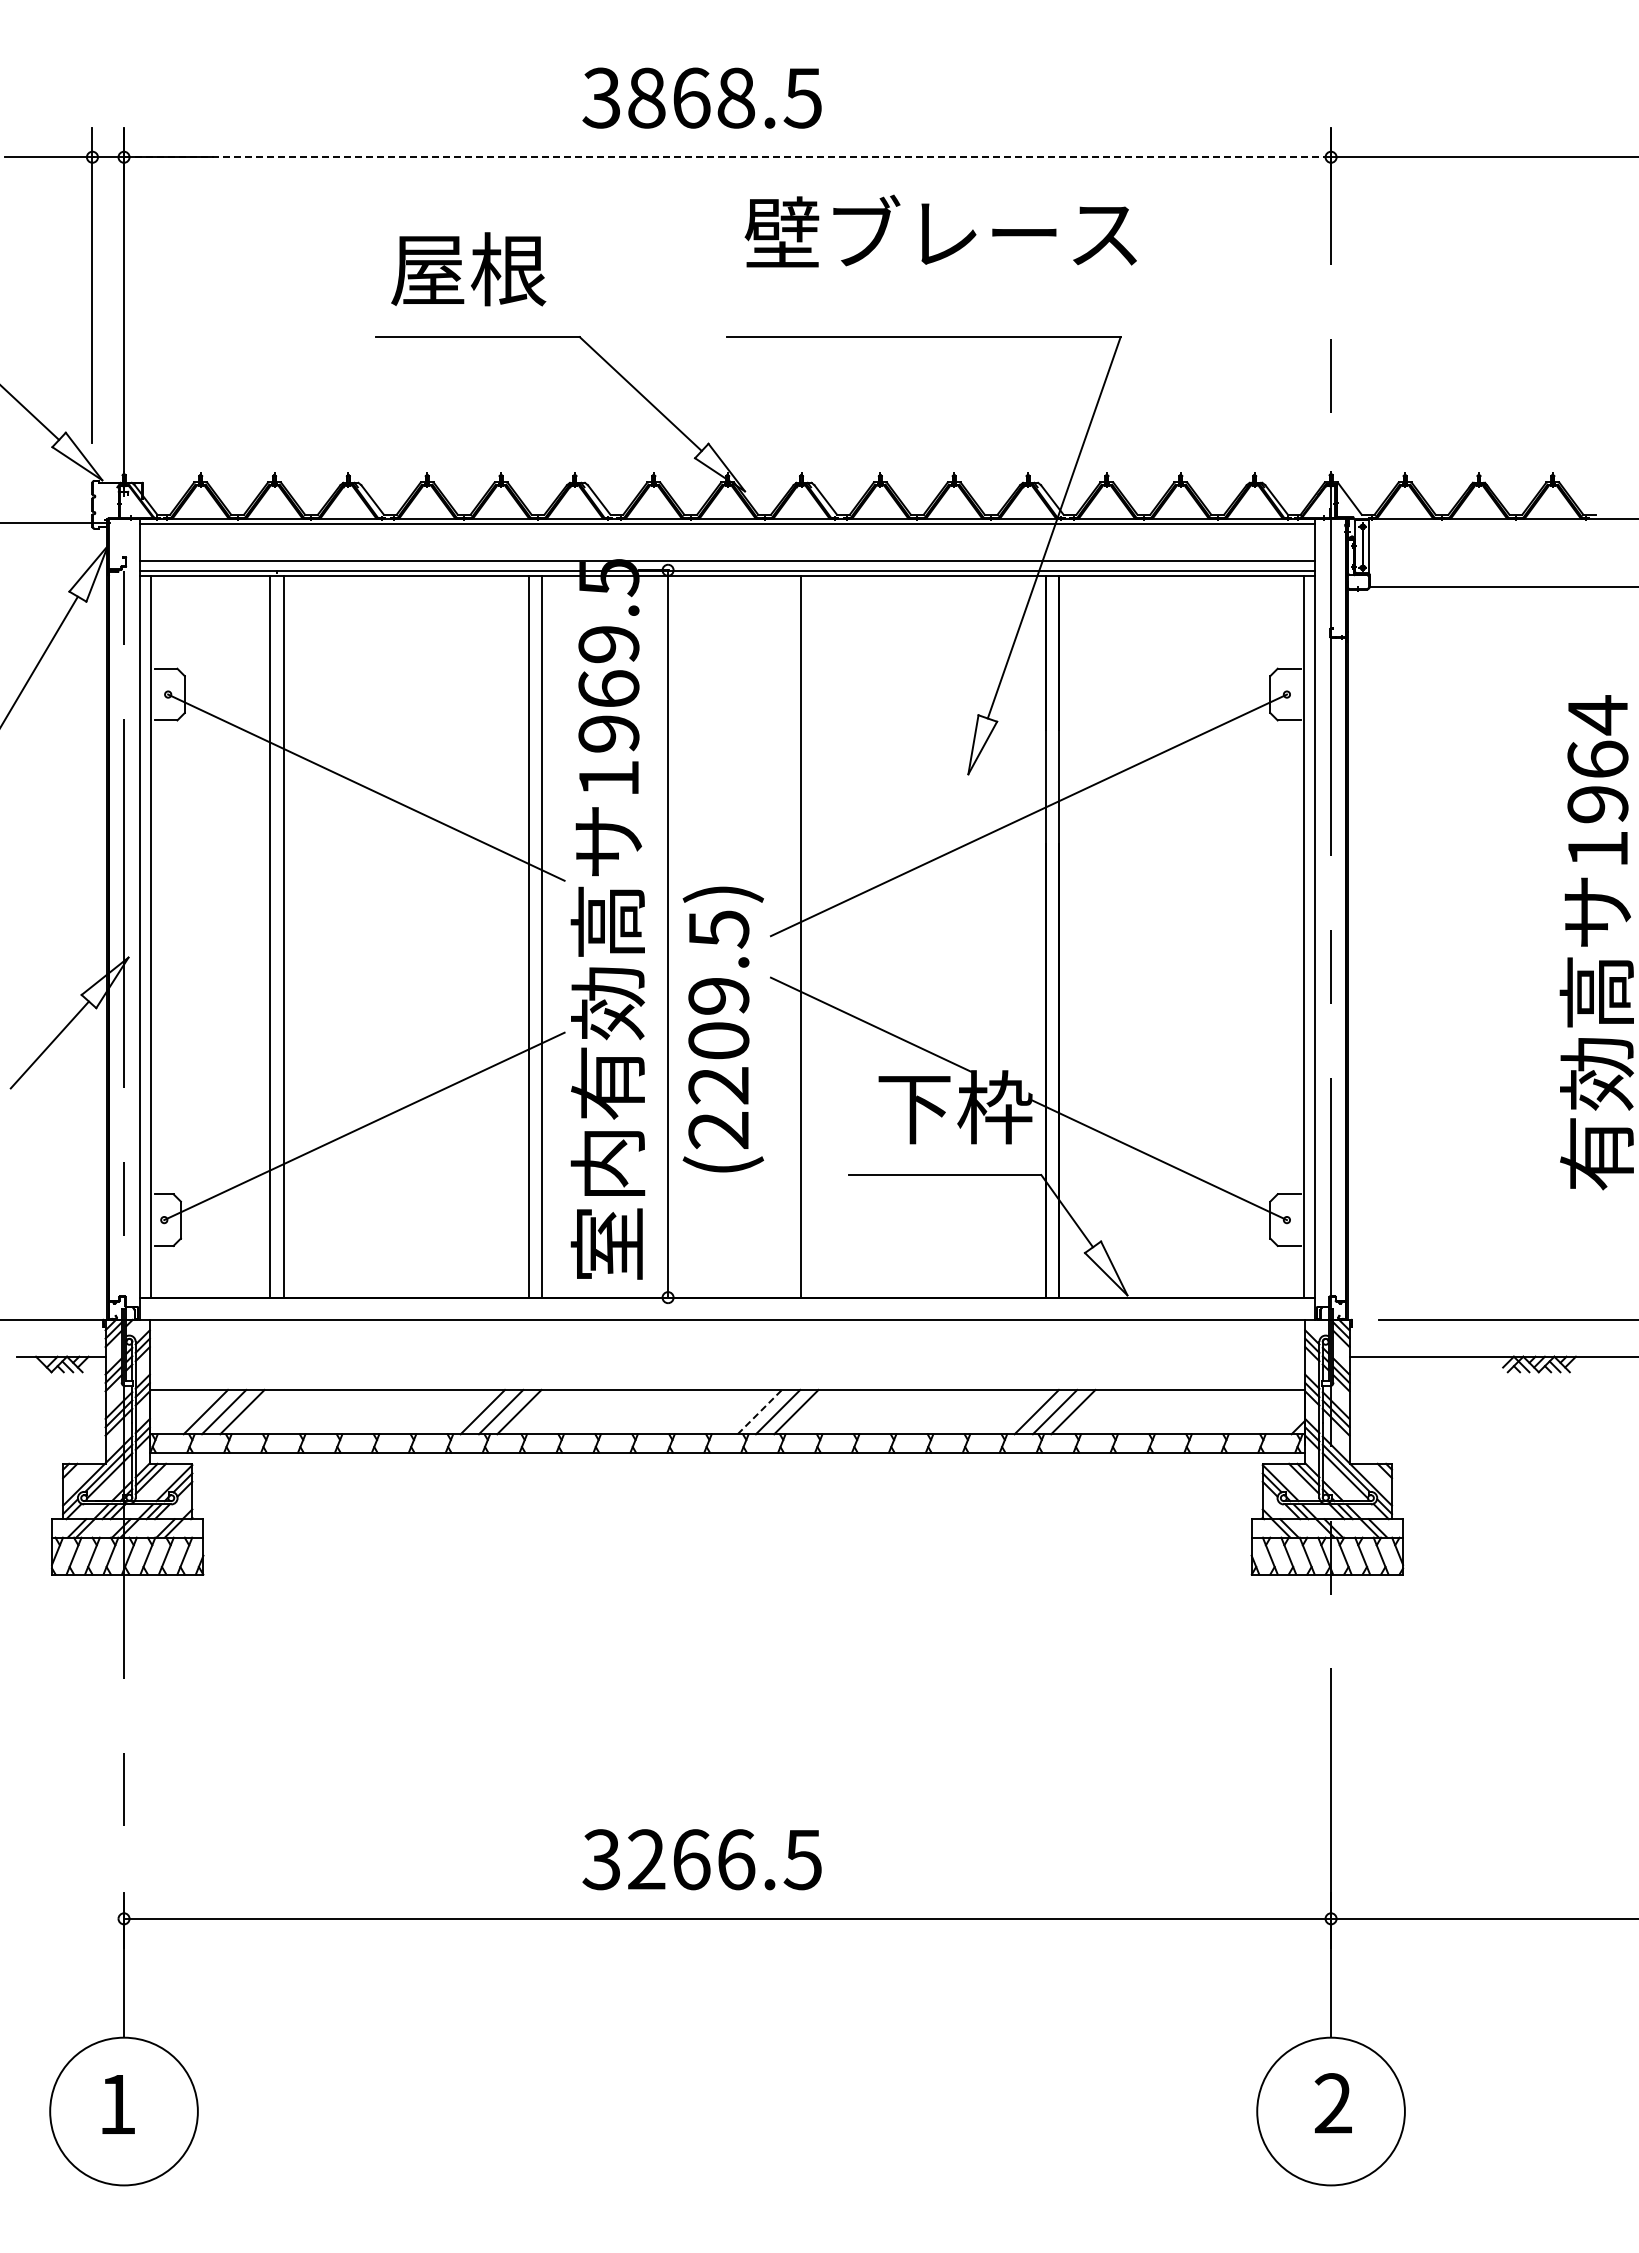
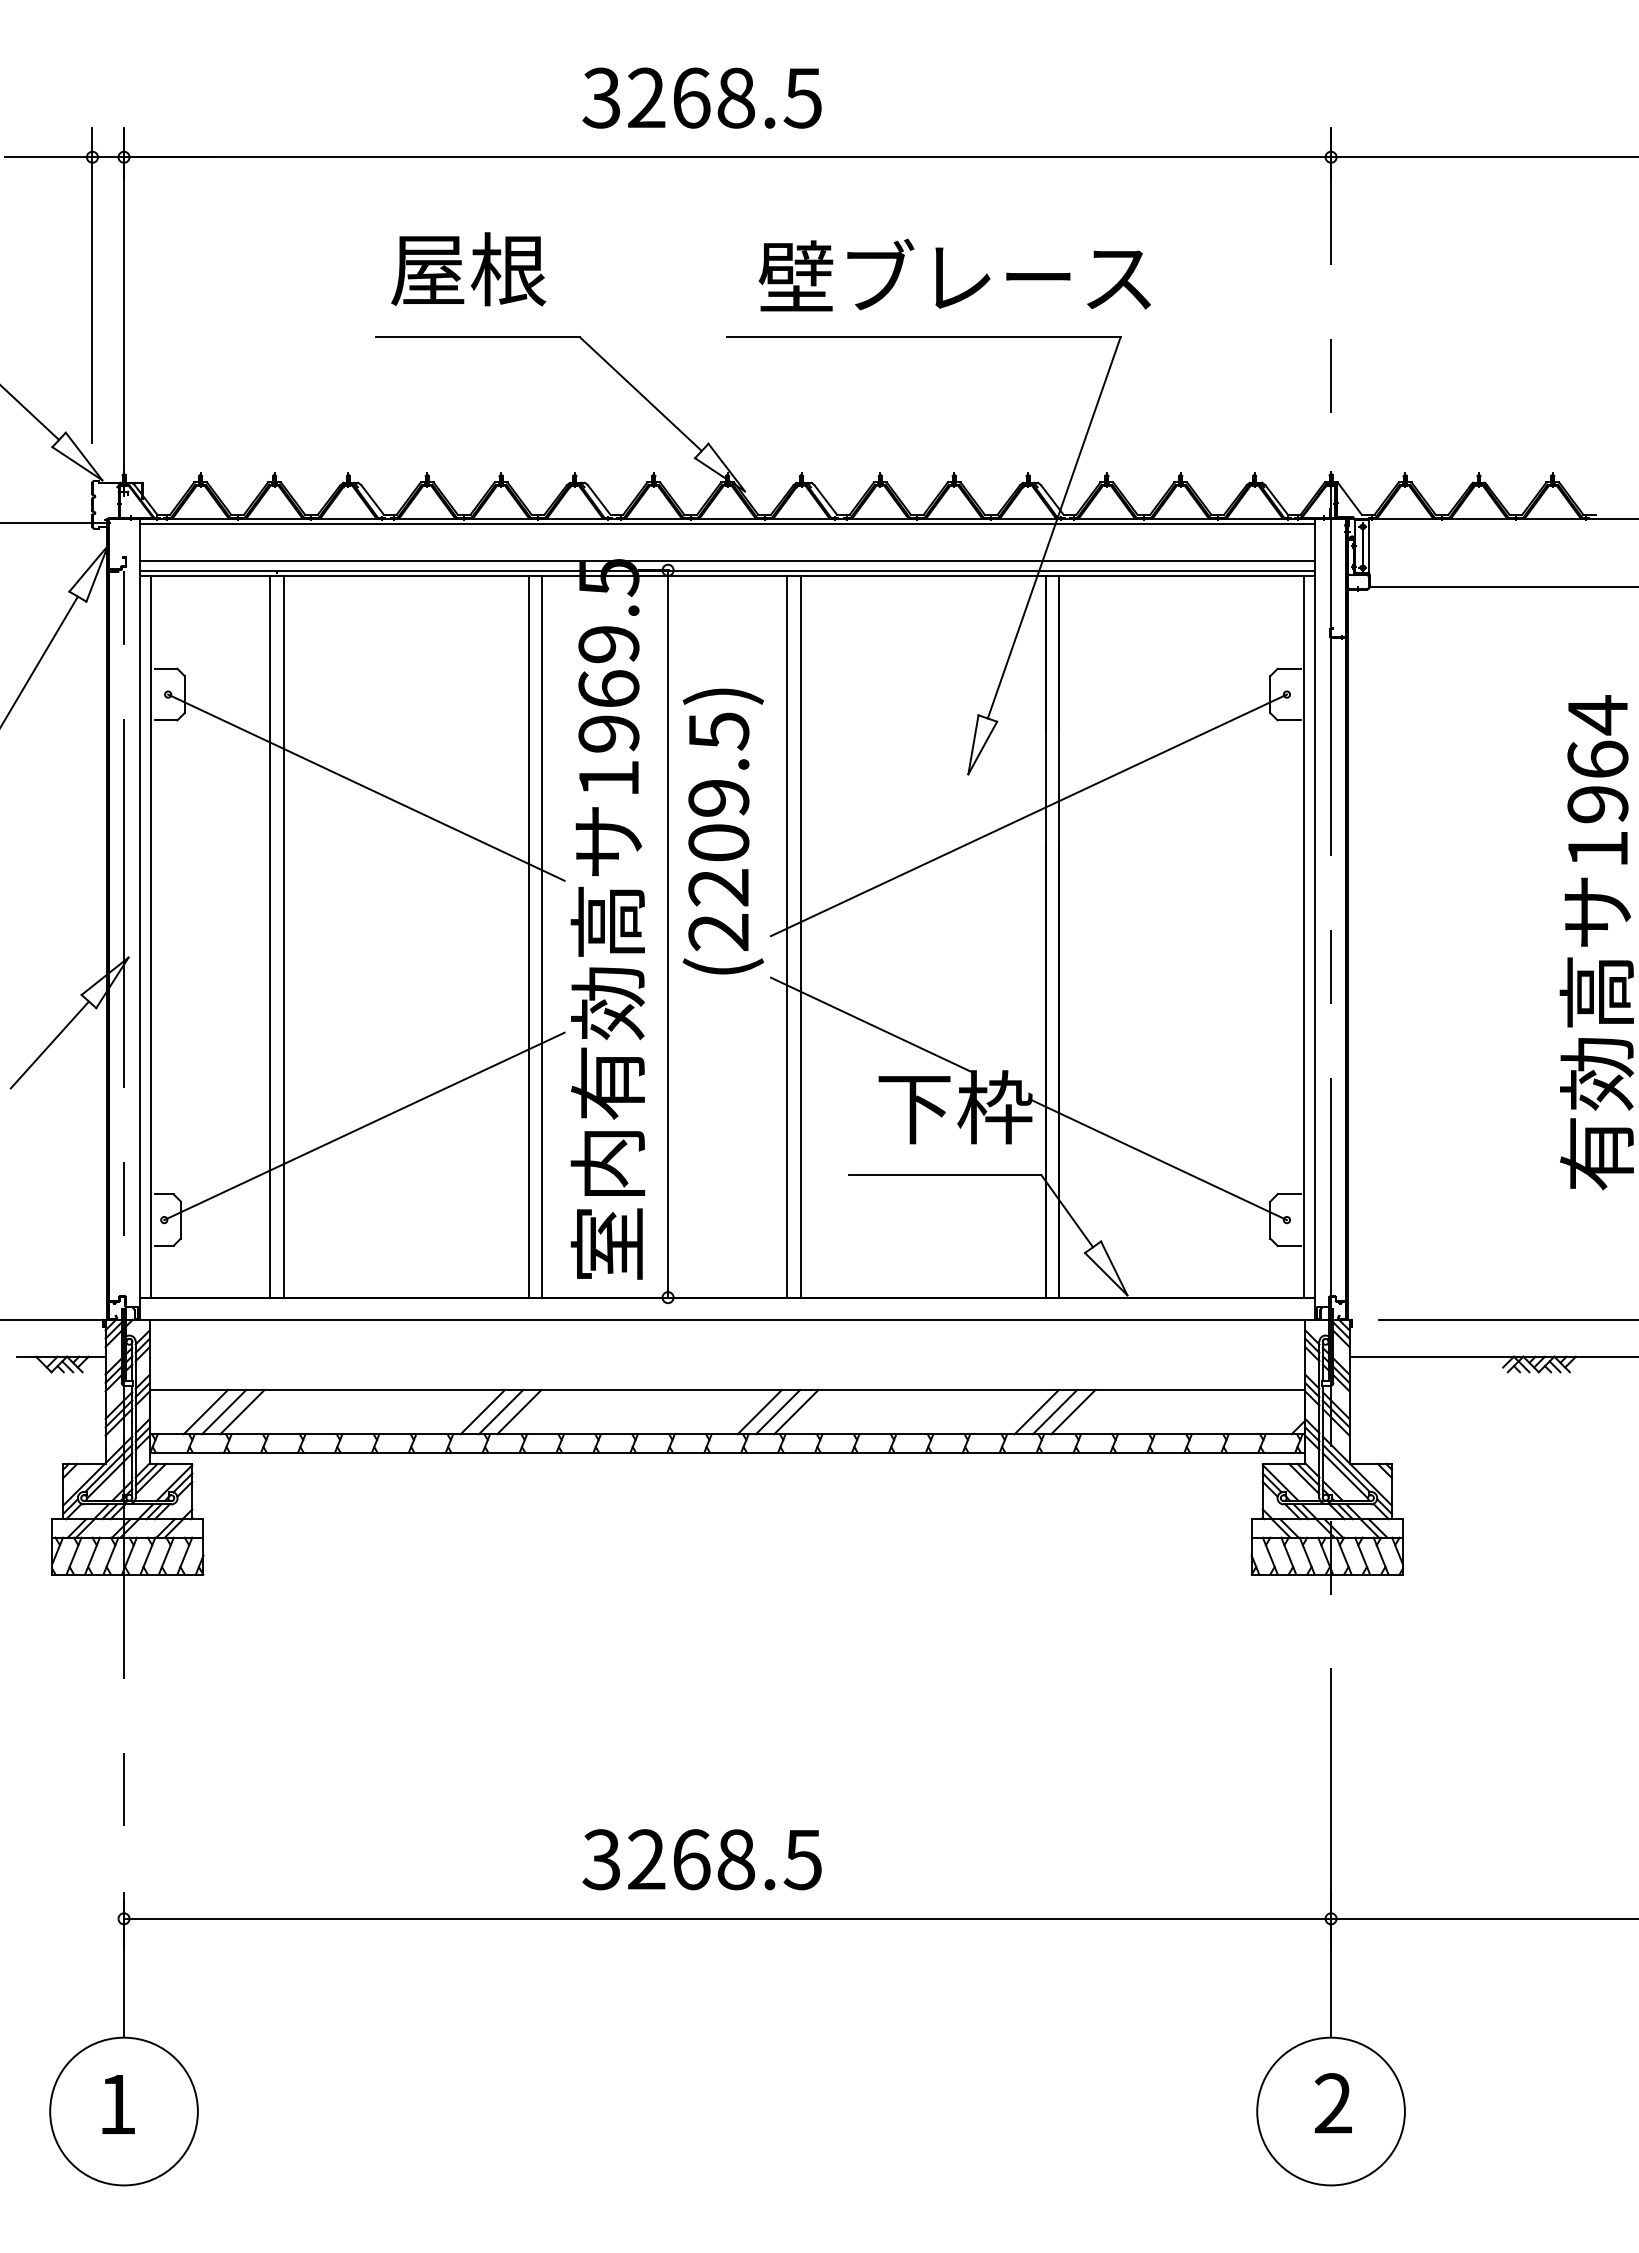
text: 3868.5 -> 3268.5 (646, 97)
line: dashed -> solid (727, 157)
text position: (940, 230) -> (954, 274) (954, 274)
line: none -> present (787, 936)
text position: (722, 1029) -> (722, 831) (722, 831)
line: dashed -> solid (760, 1411)
text: 3266.5 -> 3268.5 (736, 1859)
